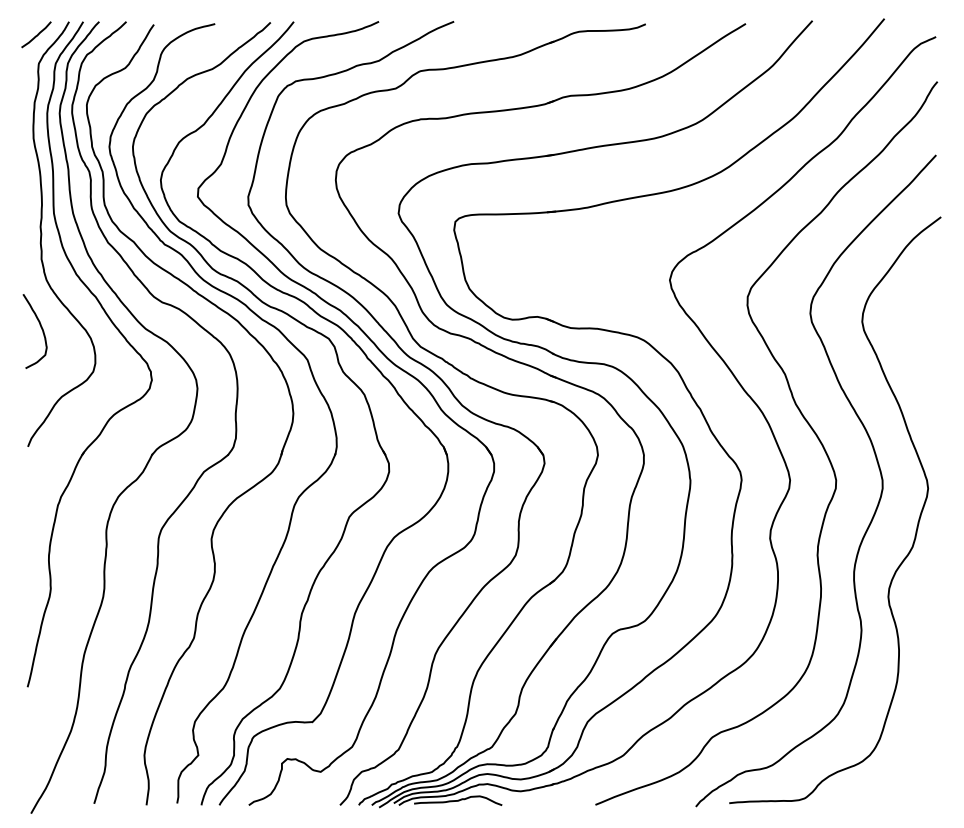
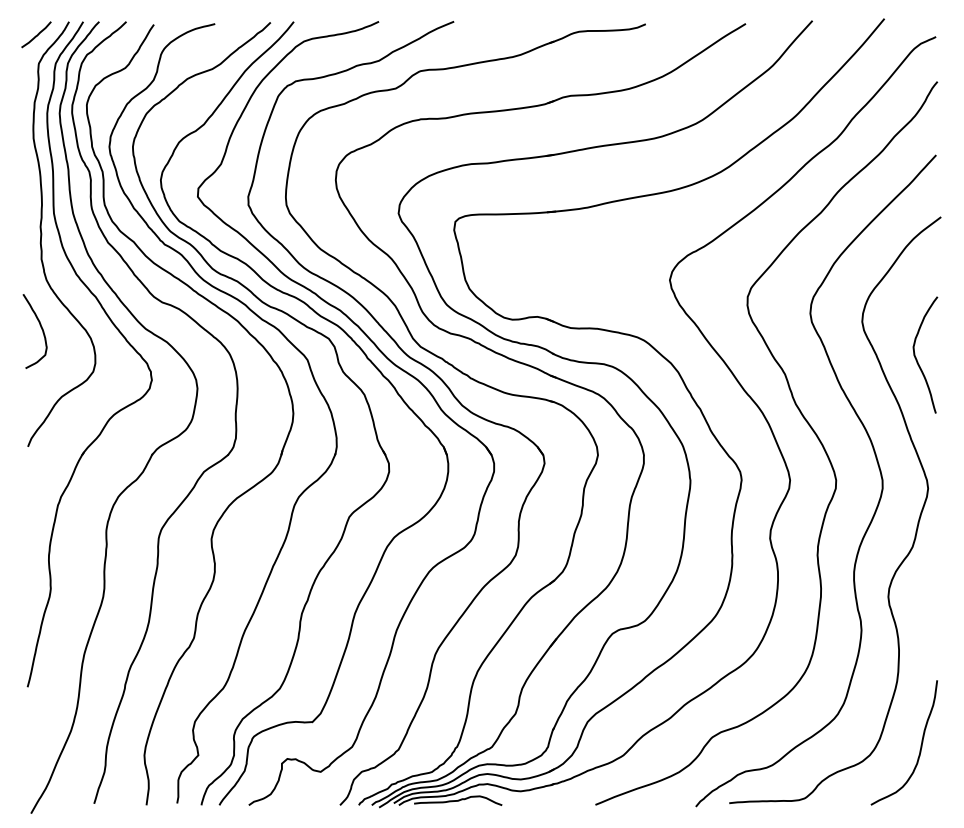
curve: none -> present (917, 359)
curve: none -> present (920, 745)
